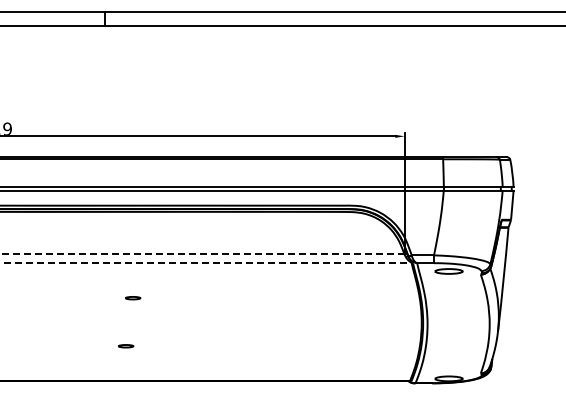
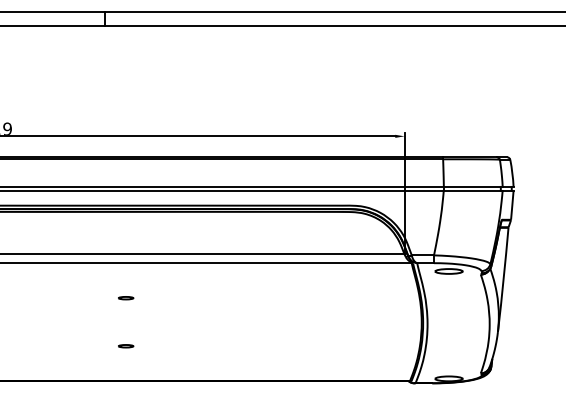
line: dashed -> solid (202, 254)
line: dashed -> solid (205, 263)
part position: (133, 298) -> (126, 298) (126, 298)
